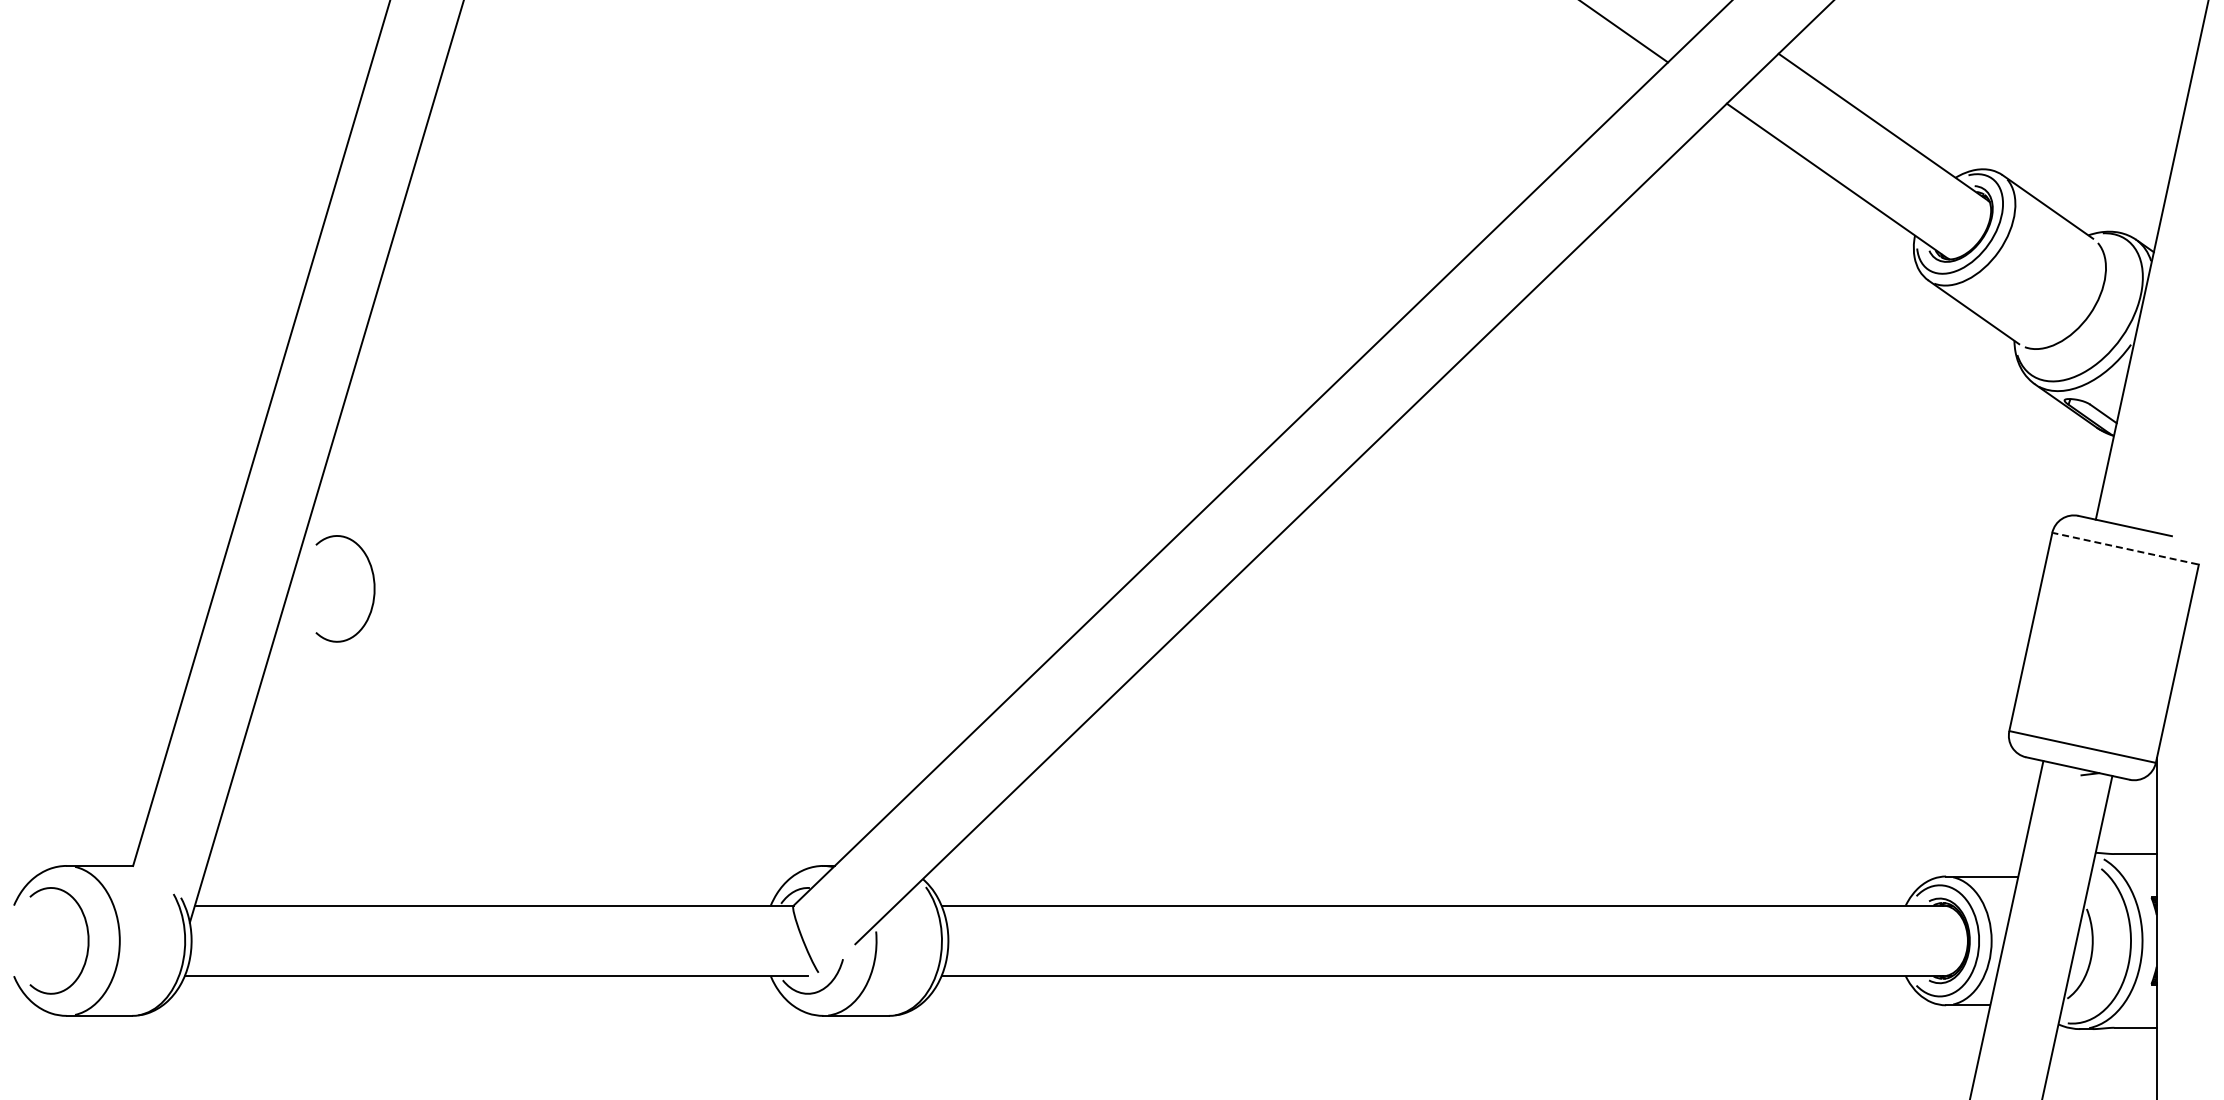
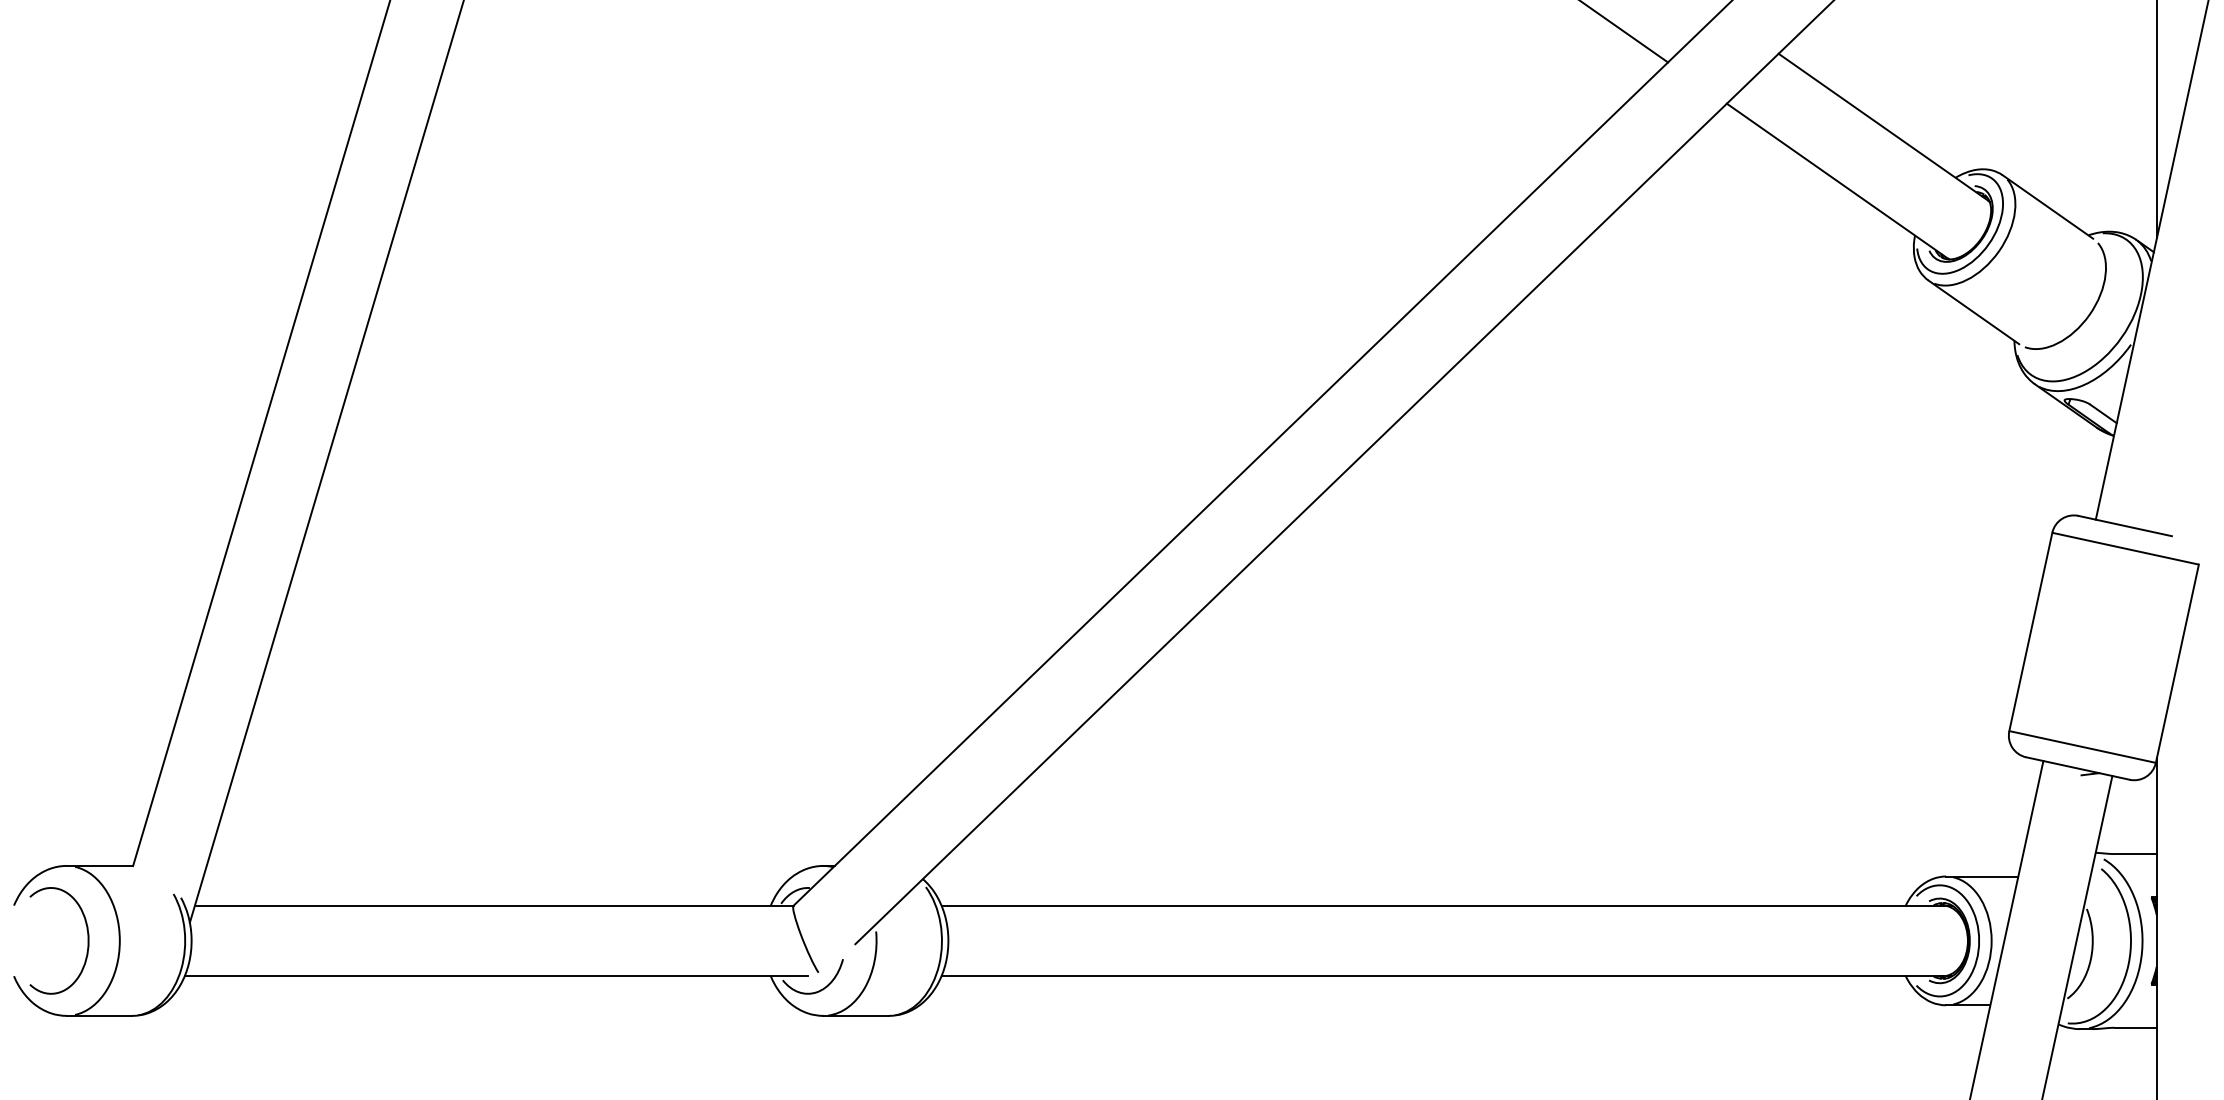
line: none -> present (2156, 120)
line: dashed -> solid (2125, 548)
curve: present -> none (373, 588)
